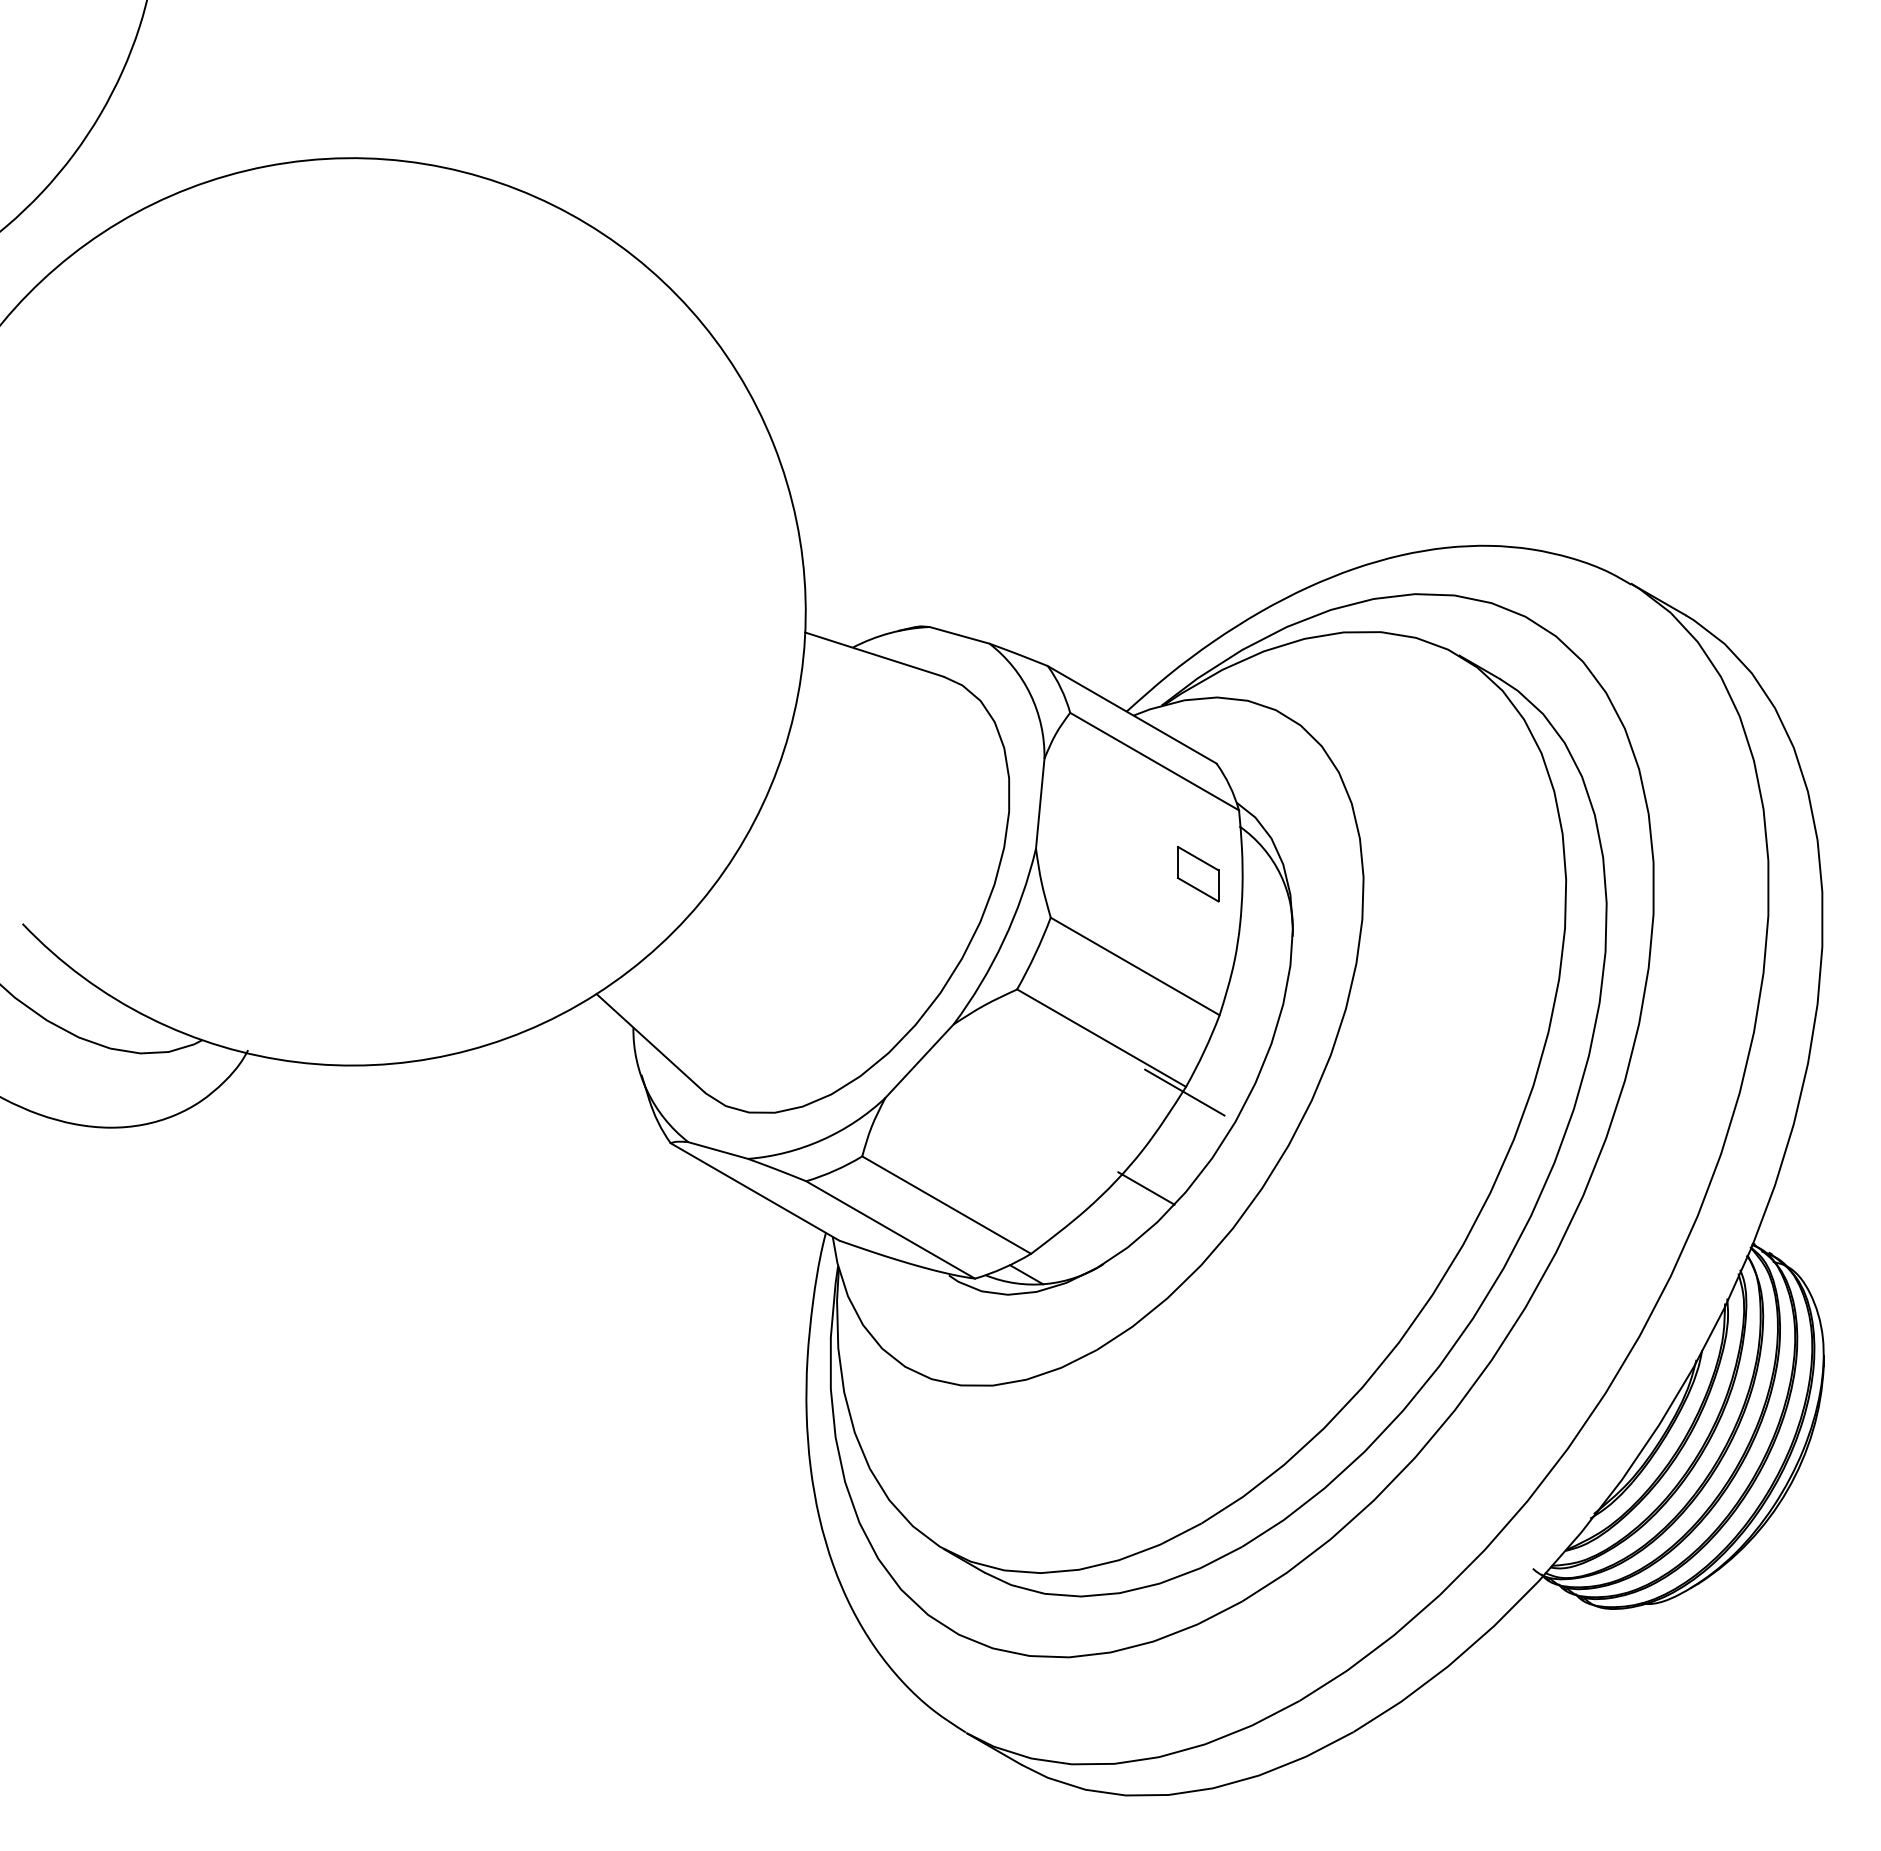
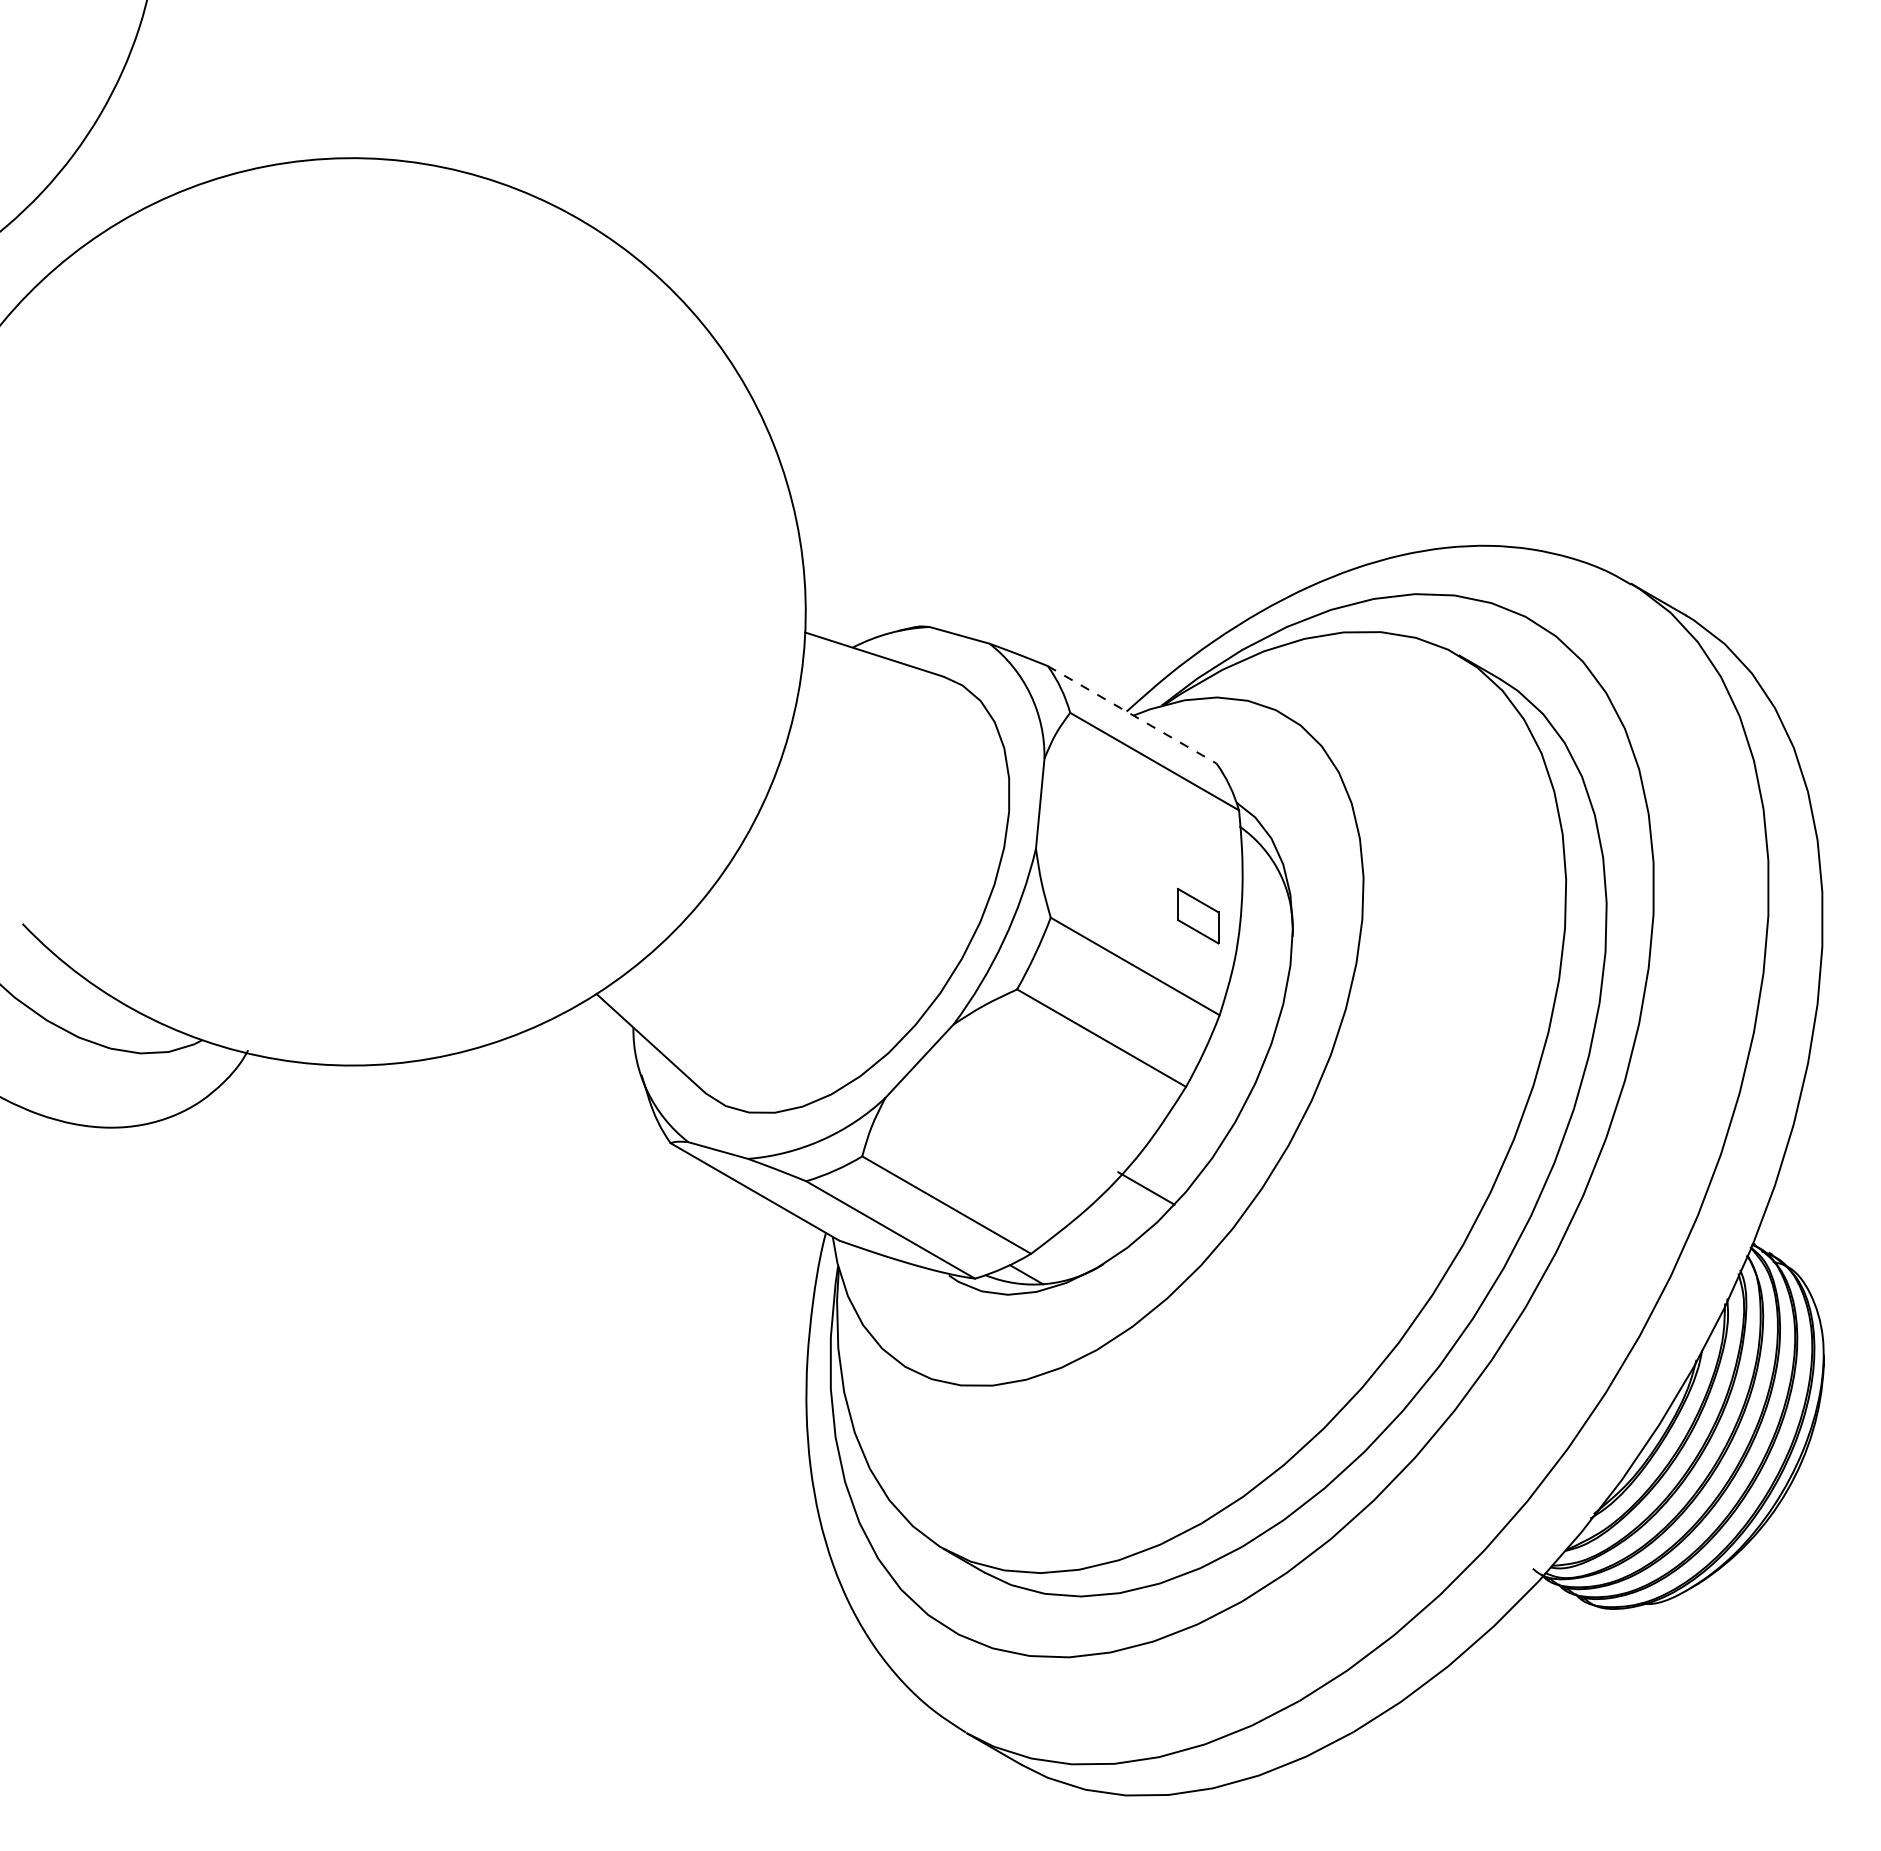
line: solid -> dashed (1132, 715)
part position: (1198, 873) -> (1198, 915) (1198, 915)
line: present -> none (1184, 1092)
